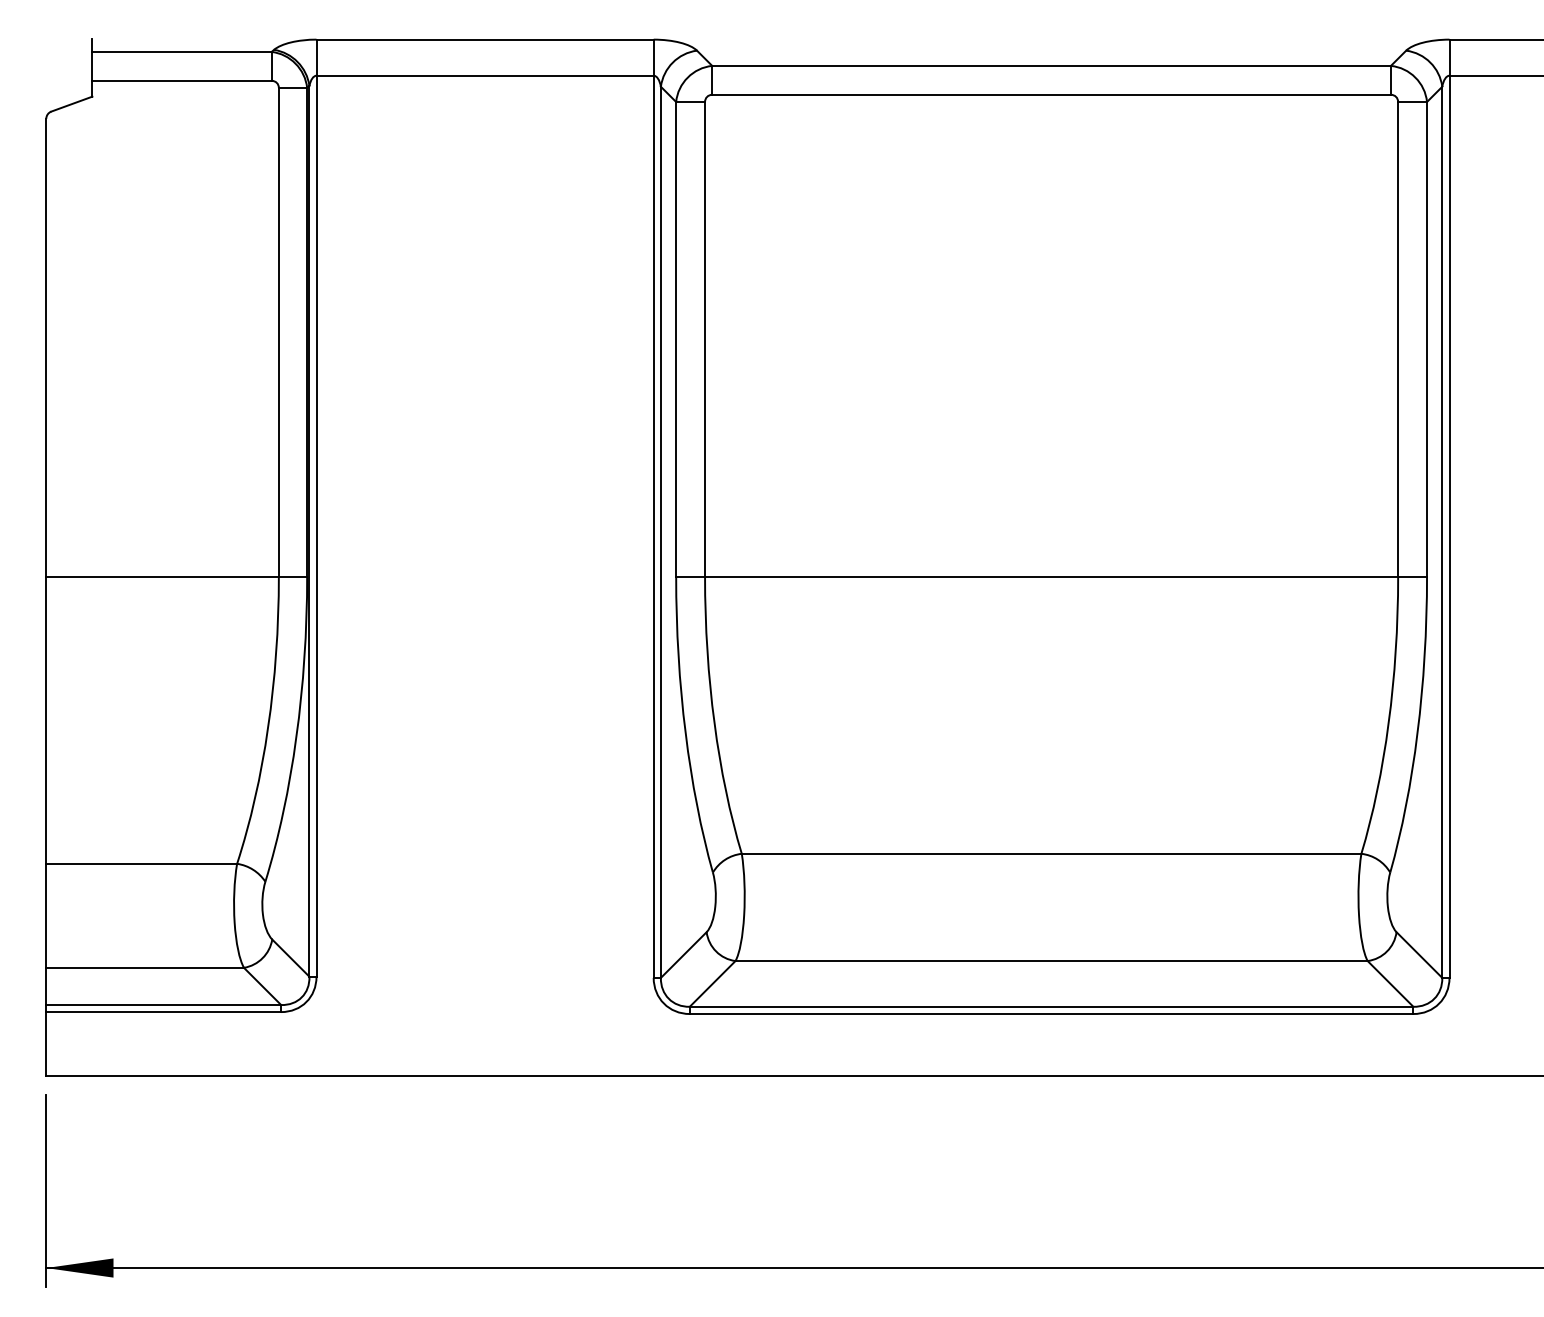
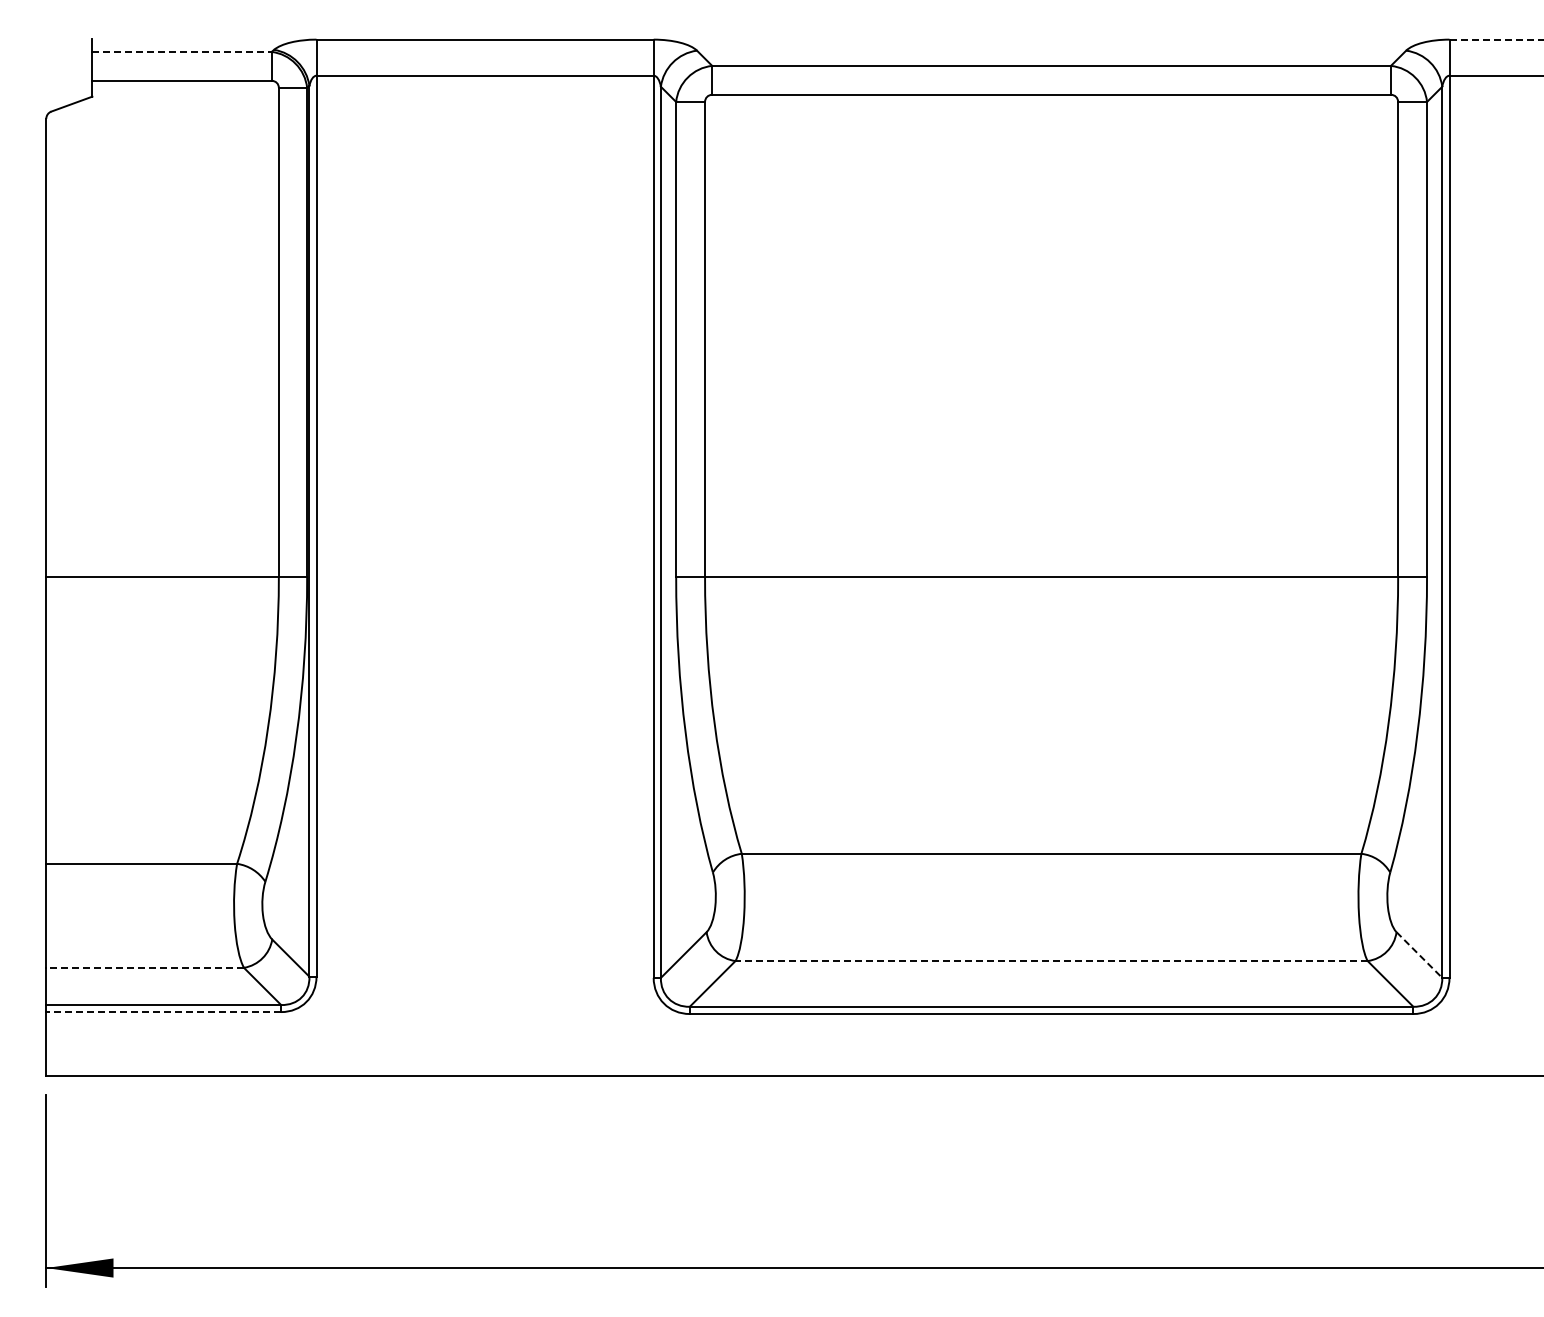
line: solid -> dashed (1496, 39)
line: solid -> dashed (182, 51)
line: solid -> dashed (1419, 955)
line: solid -> dashed (1051, 961)
line: solid -> dashed (145, 967)
line: solid -> dashed (163, 1012)
